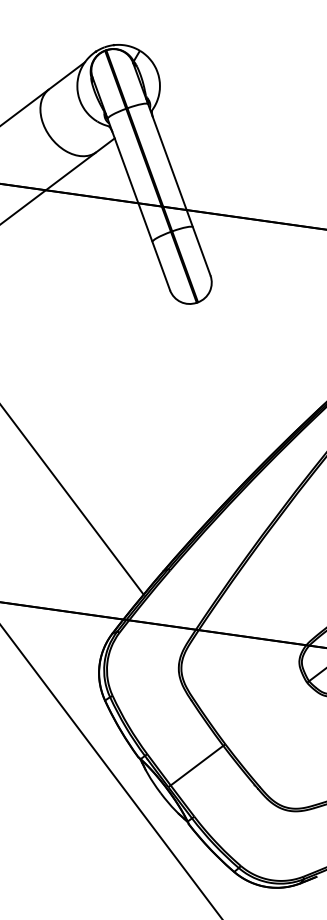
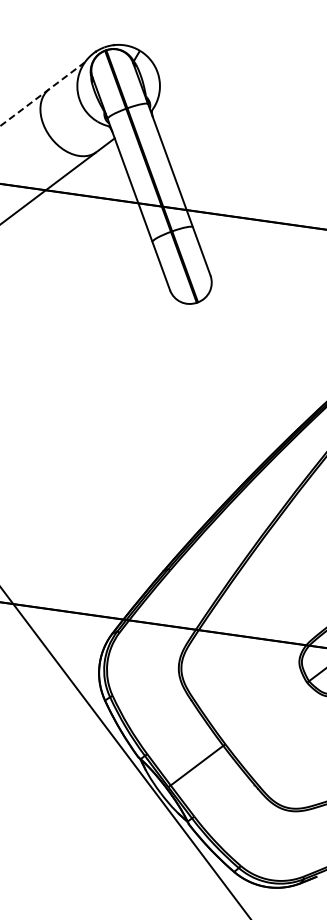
line: solid -> dashed (42, 94)
line: present -> none (72, 500)
line position: (111, 771) -> (125, 752) (125, 752)
